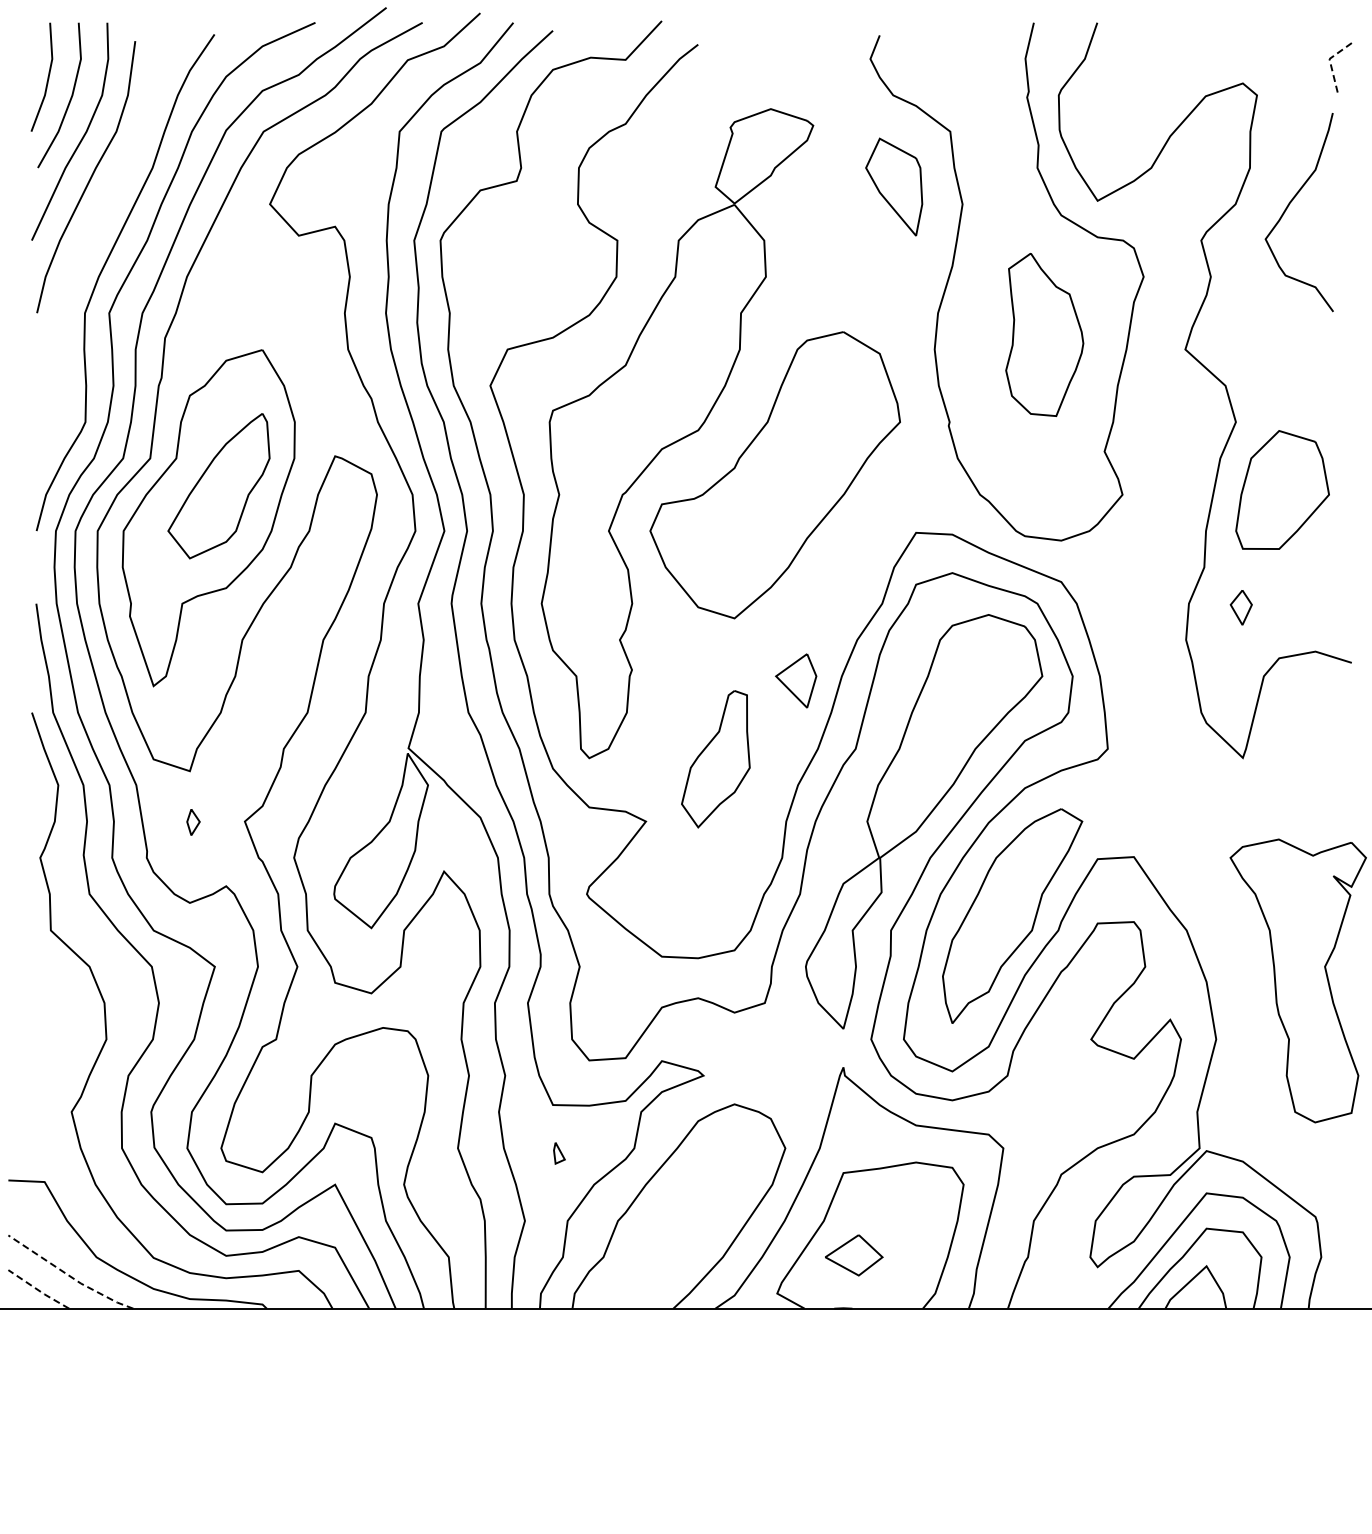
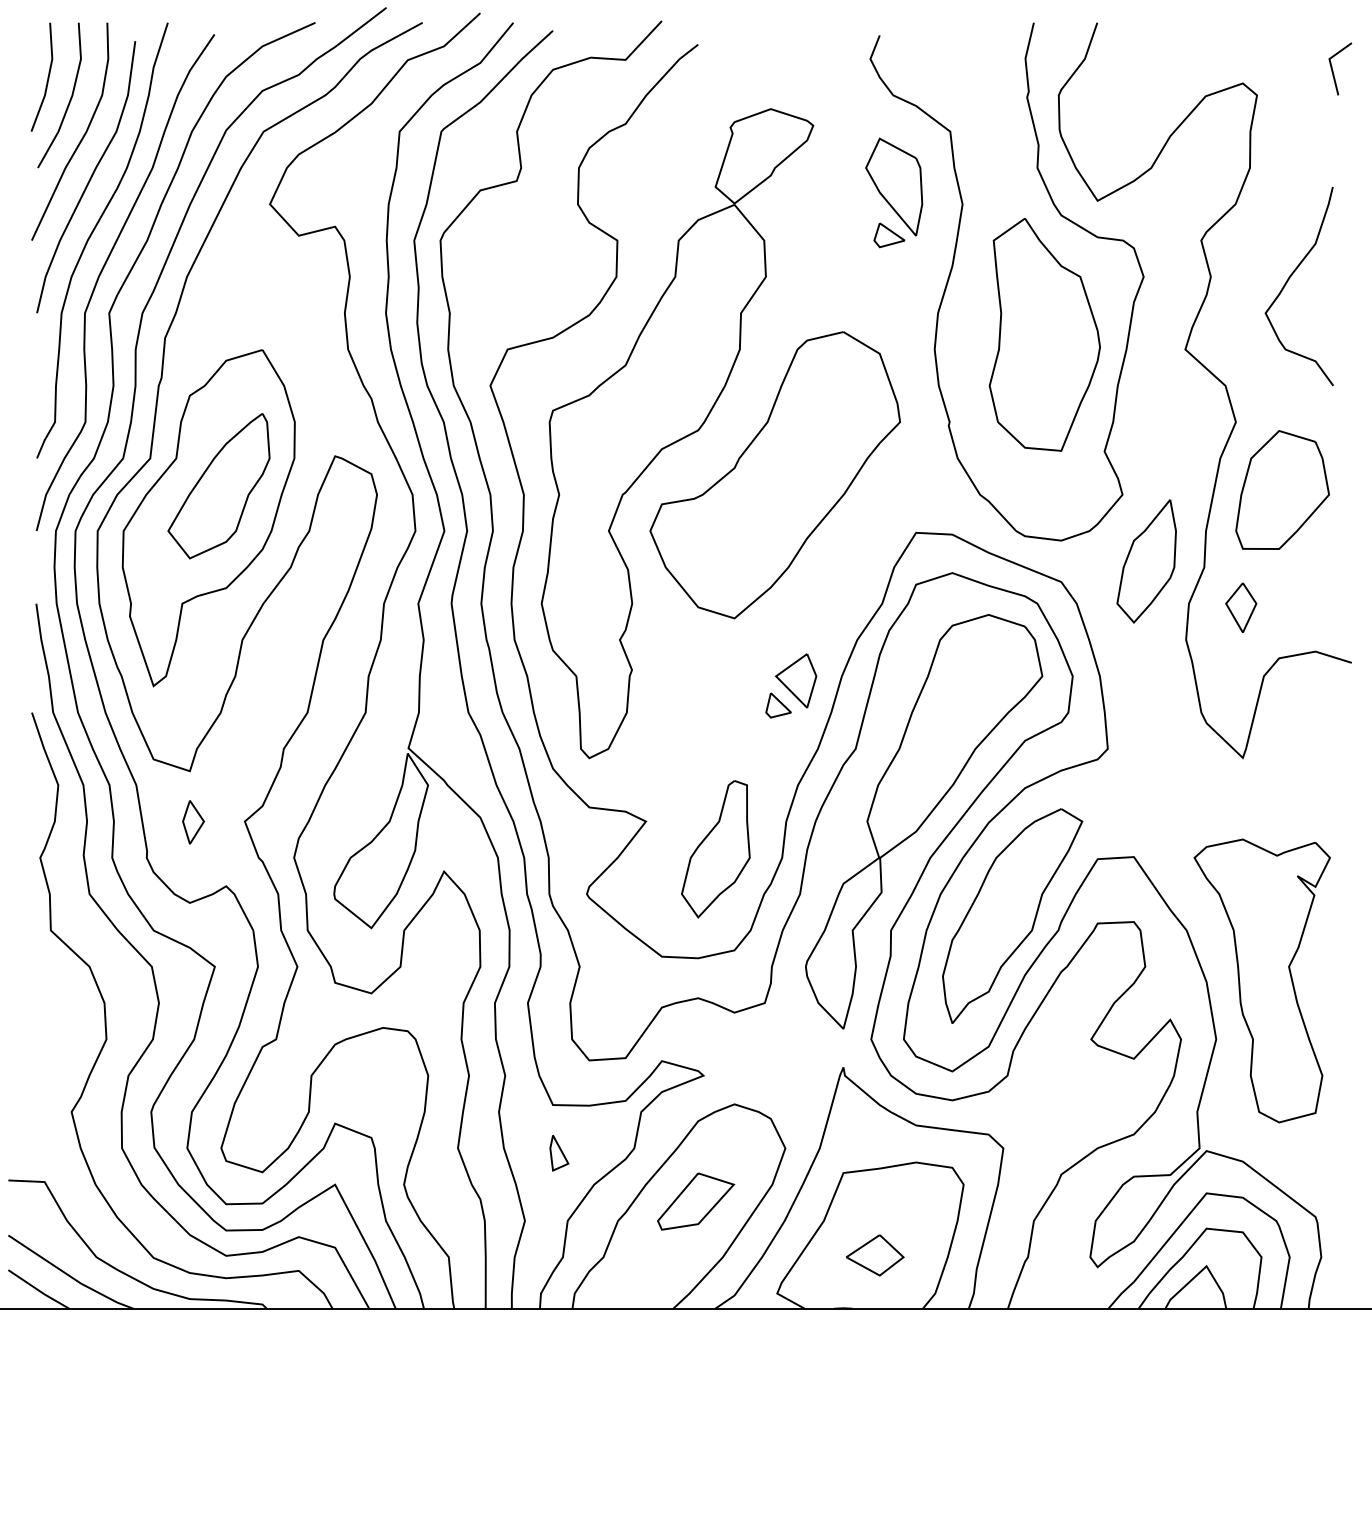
line: dashed -> solid (1330, 63)
curve position: (1288, 207) -> (1288, 281) (1288, 281)
curve: none -> present (92, 234)
part: none -> present (889, 235)
part size: 80x164 px -> 113x234 px (1044, 334)
part: none -> present (1146, 561)
part size: 24x36 px -> 33x51 px (1241, 607)
part: none -> present (778, 705)
part position: (715, 759) -> (715, 849) (715, 849)
part size: 15x27 px -> 23x45 px (193, 822)
part position: (1297, 980) -> (1261, 980) (1261, 980)
part size: 13x23 px -> 21x37 px (559, 1153)
part: none -> present (696, 1201)
part position: (854, 1255) -> (875, 1255) (875, 1255)
line: dashed -> solid (69, 1275)
line: dashed -> solid (38, 1290)
